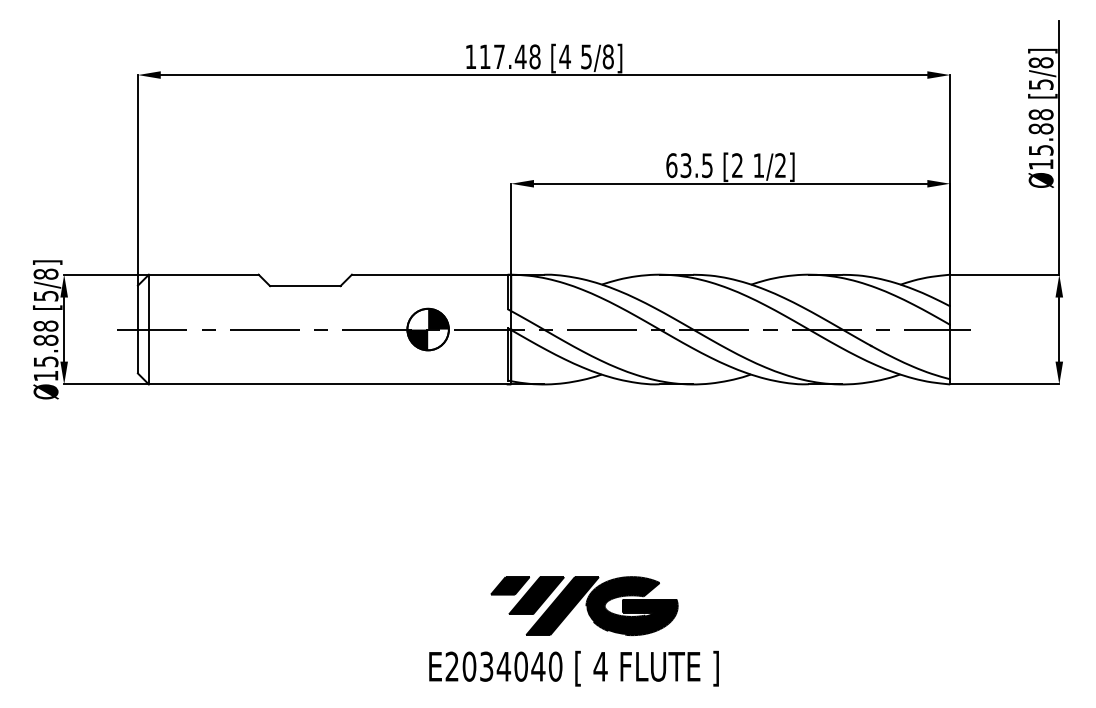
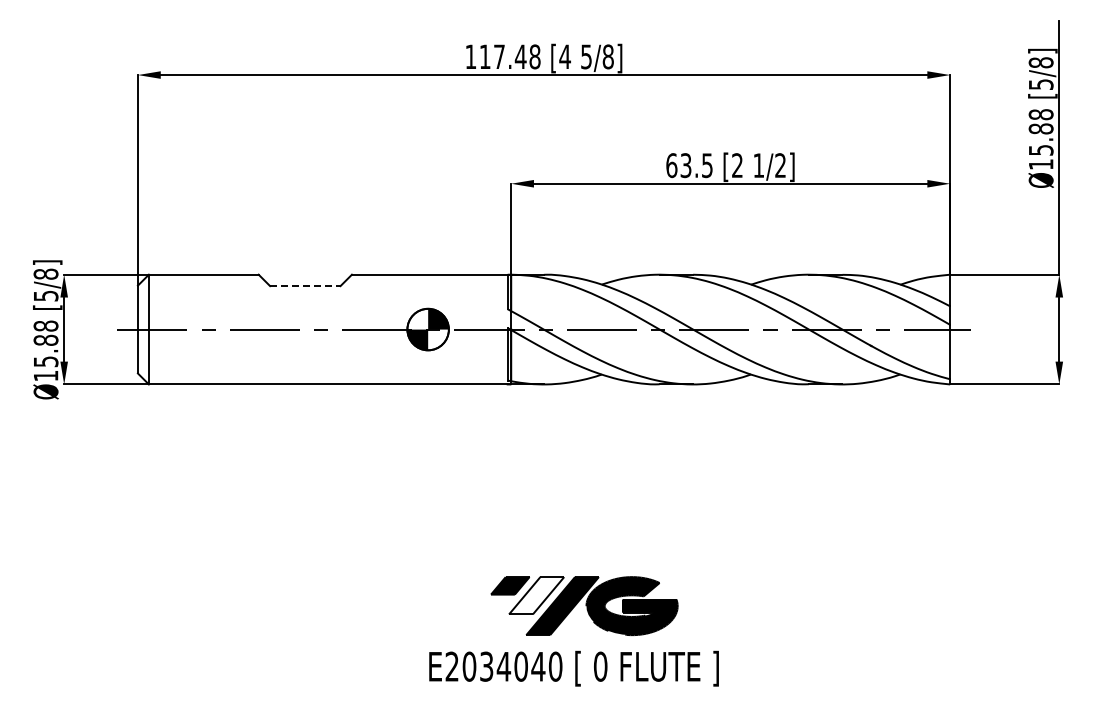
line: solid -> dashed (305, 286)
fill: present -> none (536, 595)
text: 4 -> 0 (600, 666)
